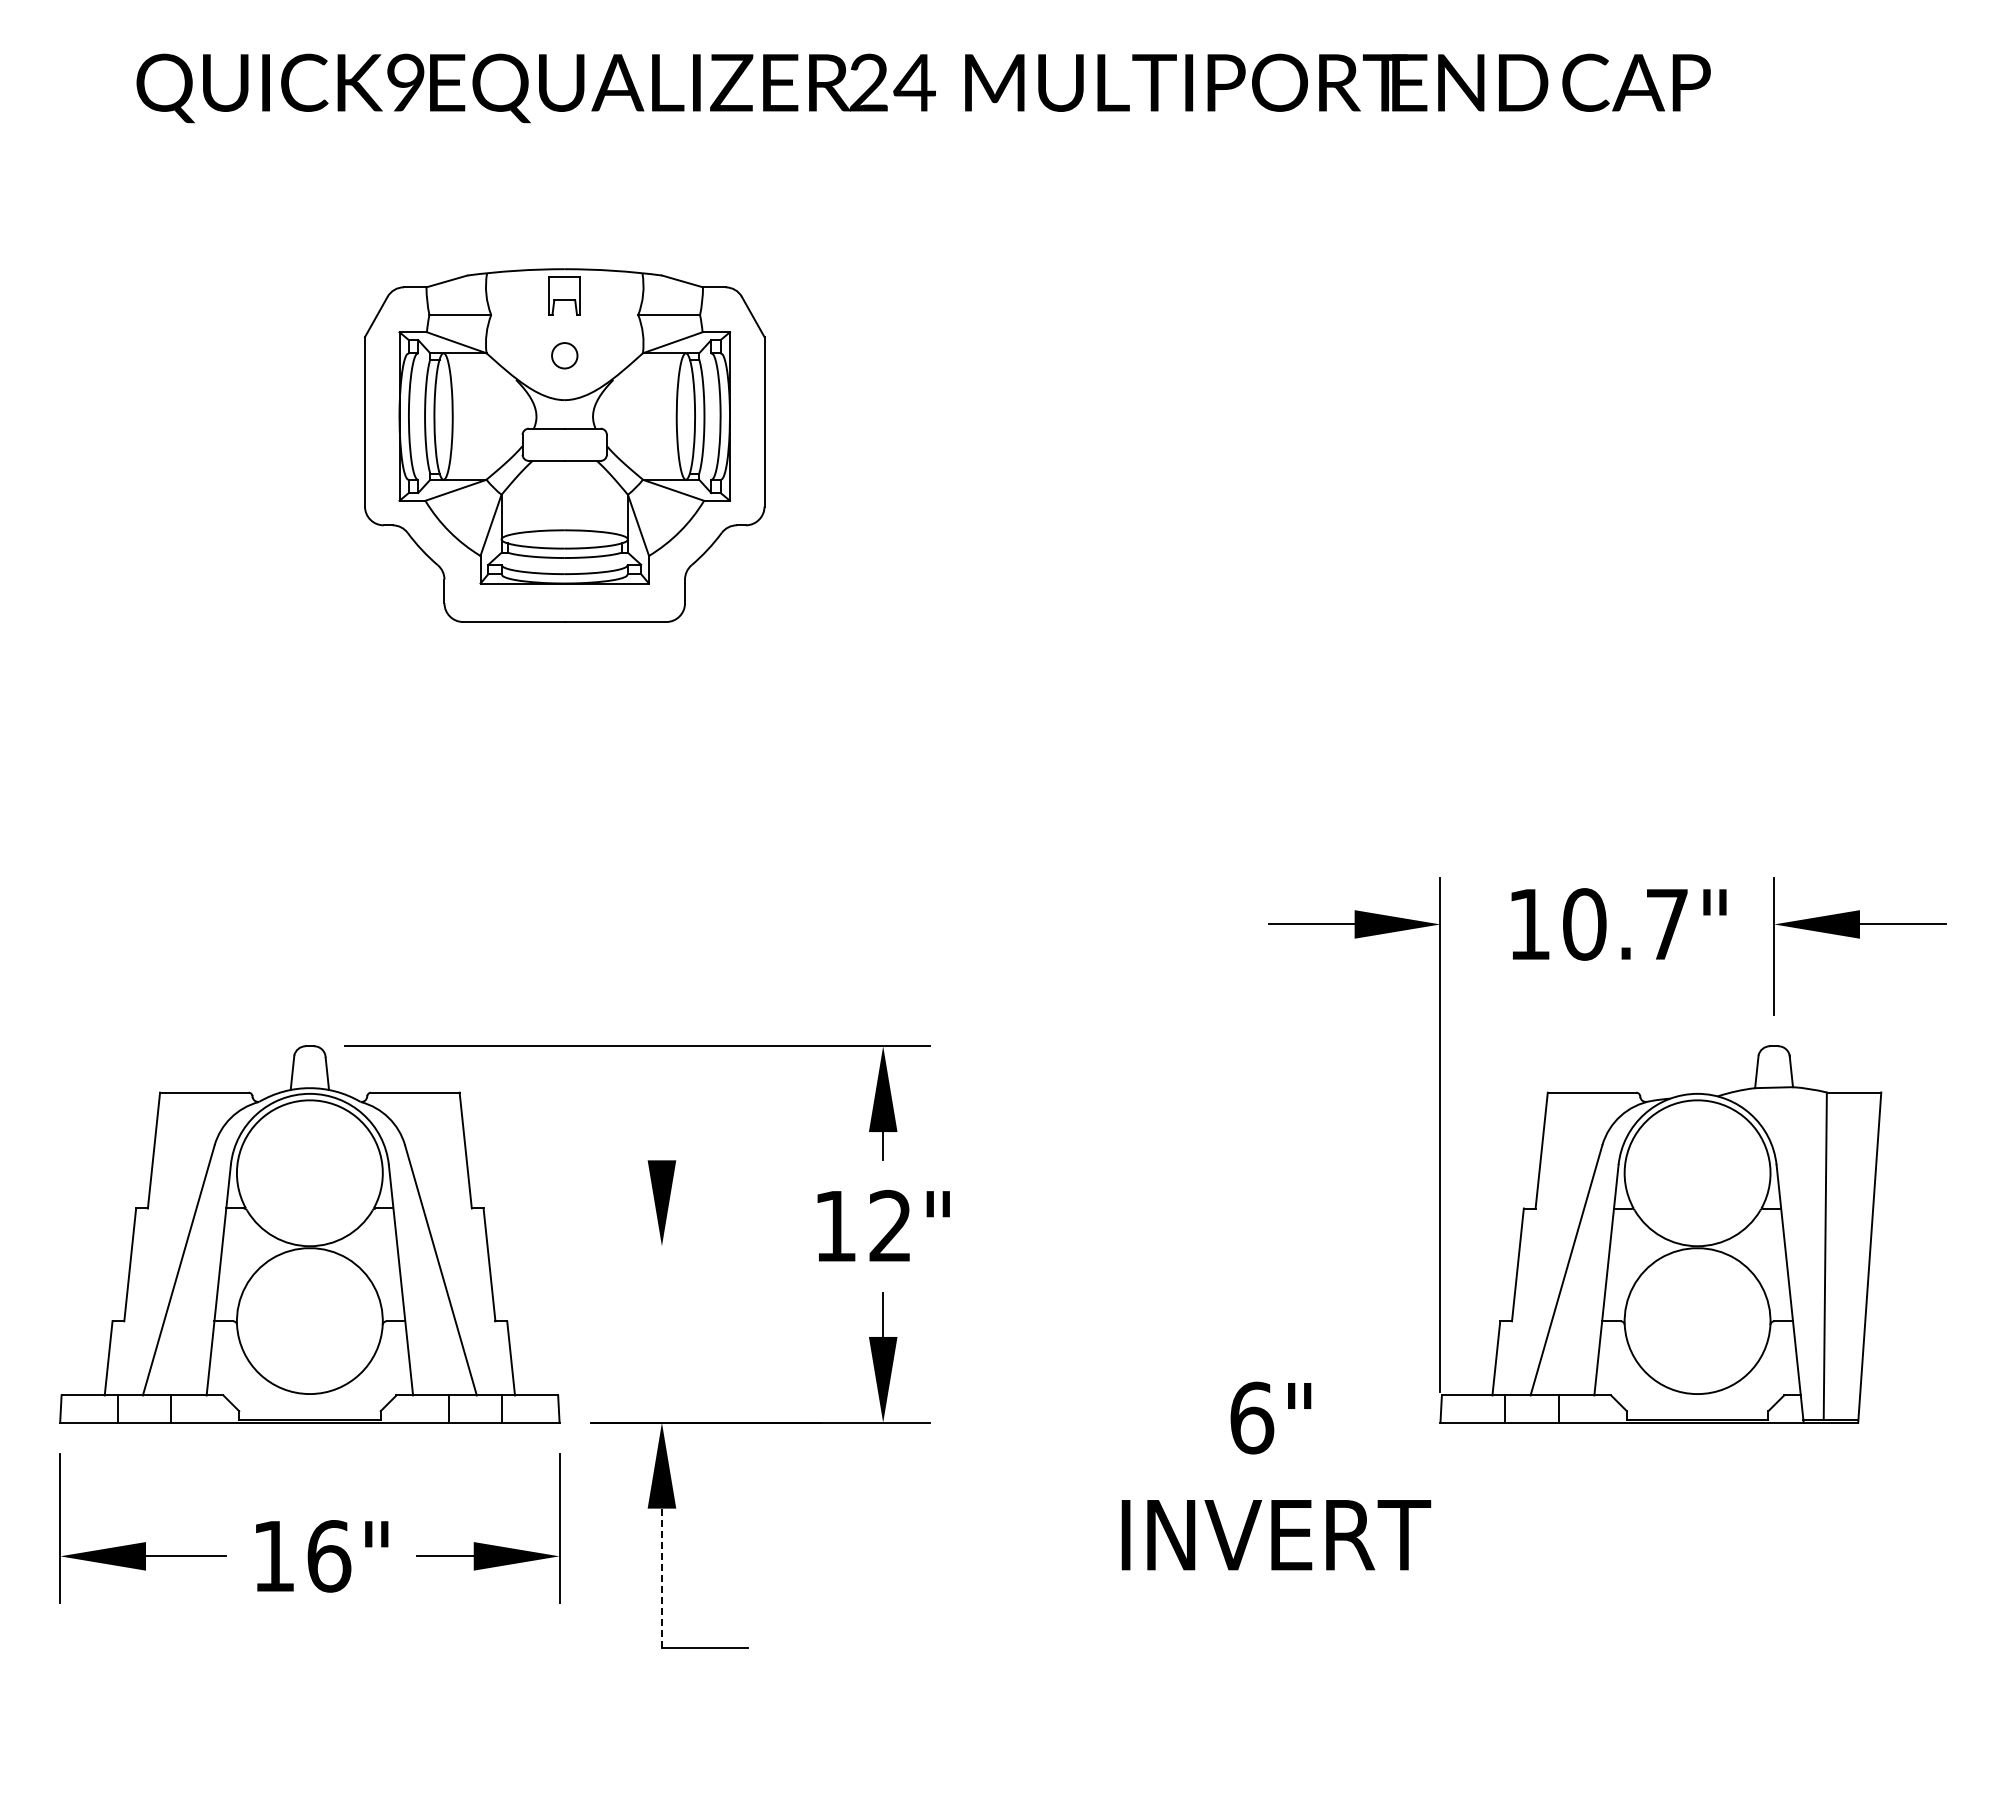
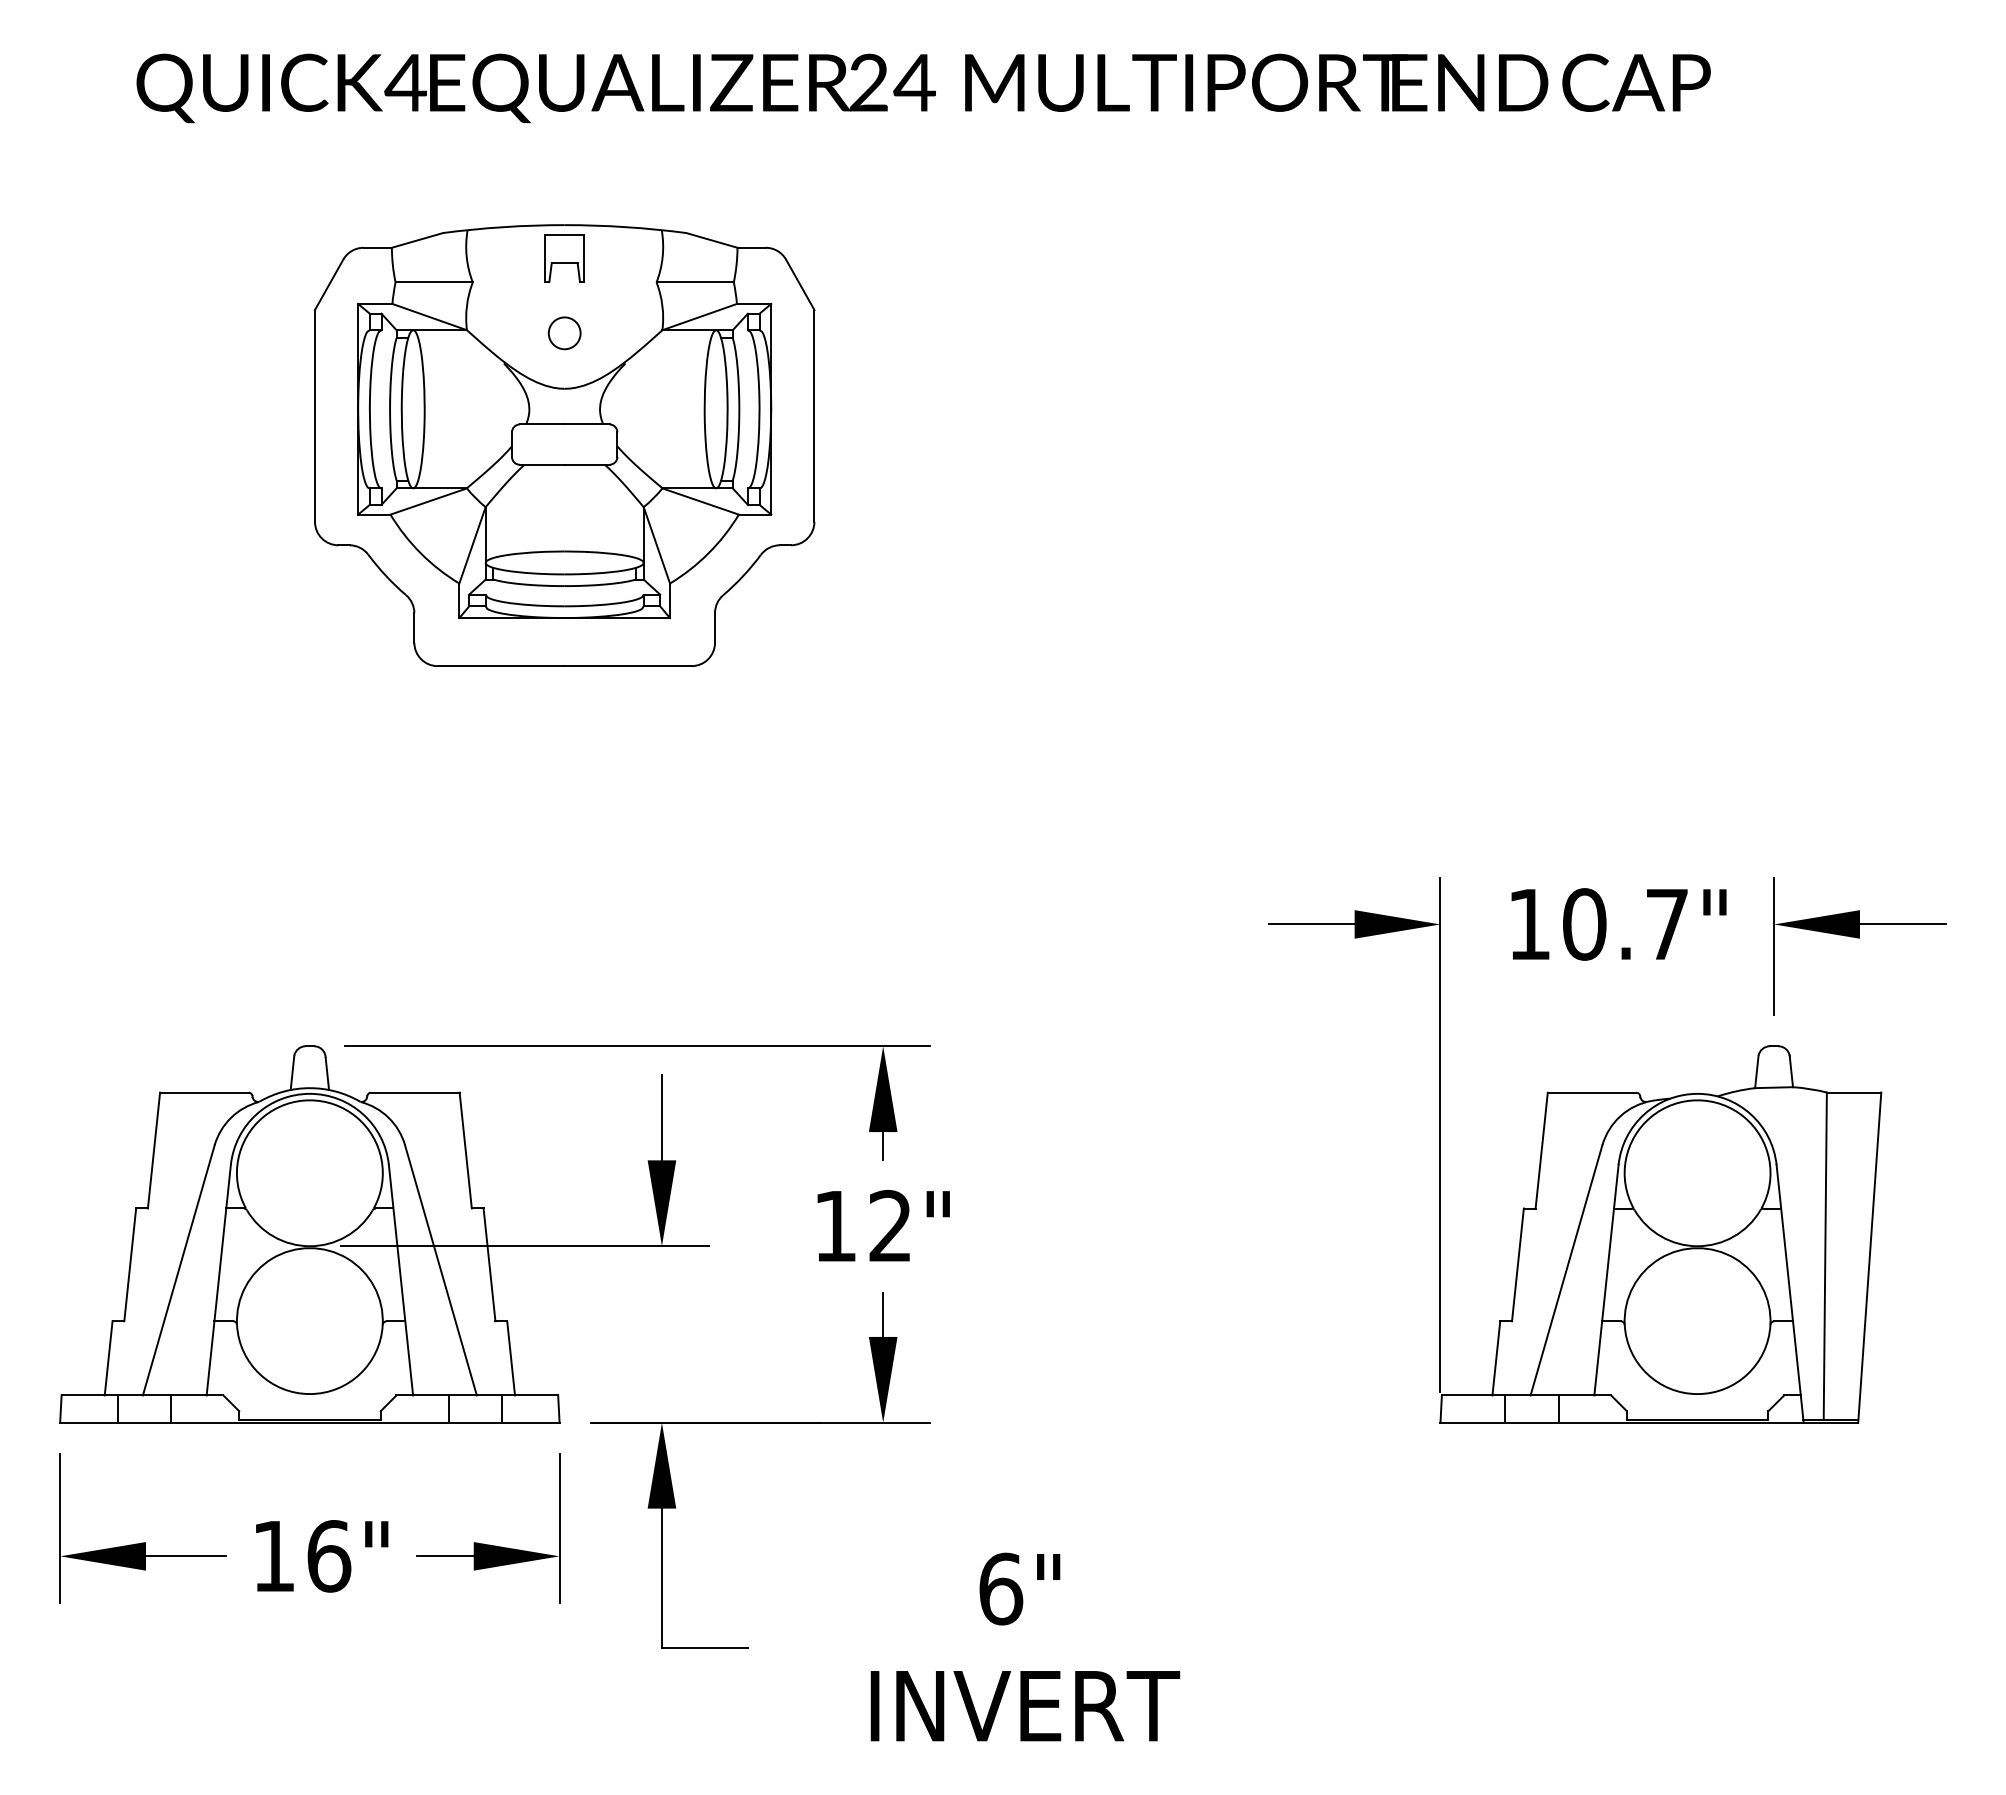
text: QUICK9 -> QUICK4 (405, 82)
part size: 402x355 px -> 502x443 px (564, 445)
line: none -> present (661, 1117)
line: none -> present (524, 1246)
text position: (1276, 1475) -> (1025, 1646) (1025, 1646)
line: dashed -> solid (661, 1578)
